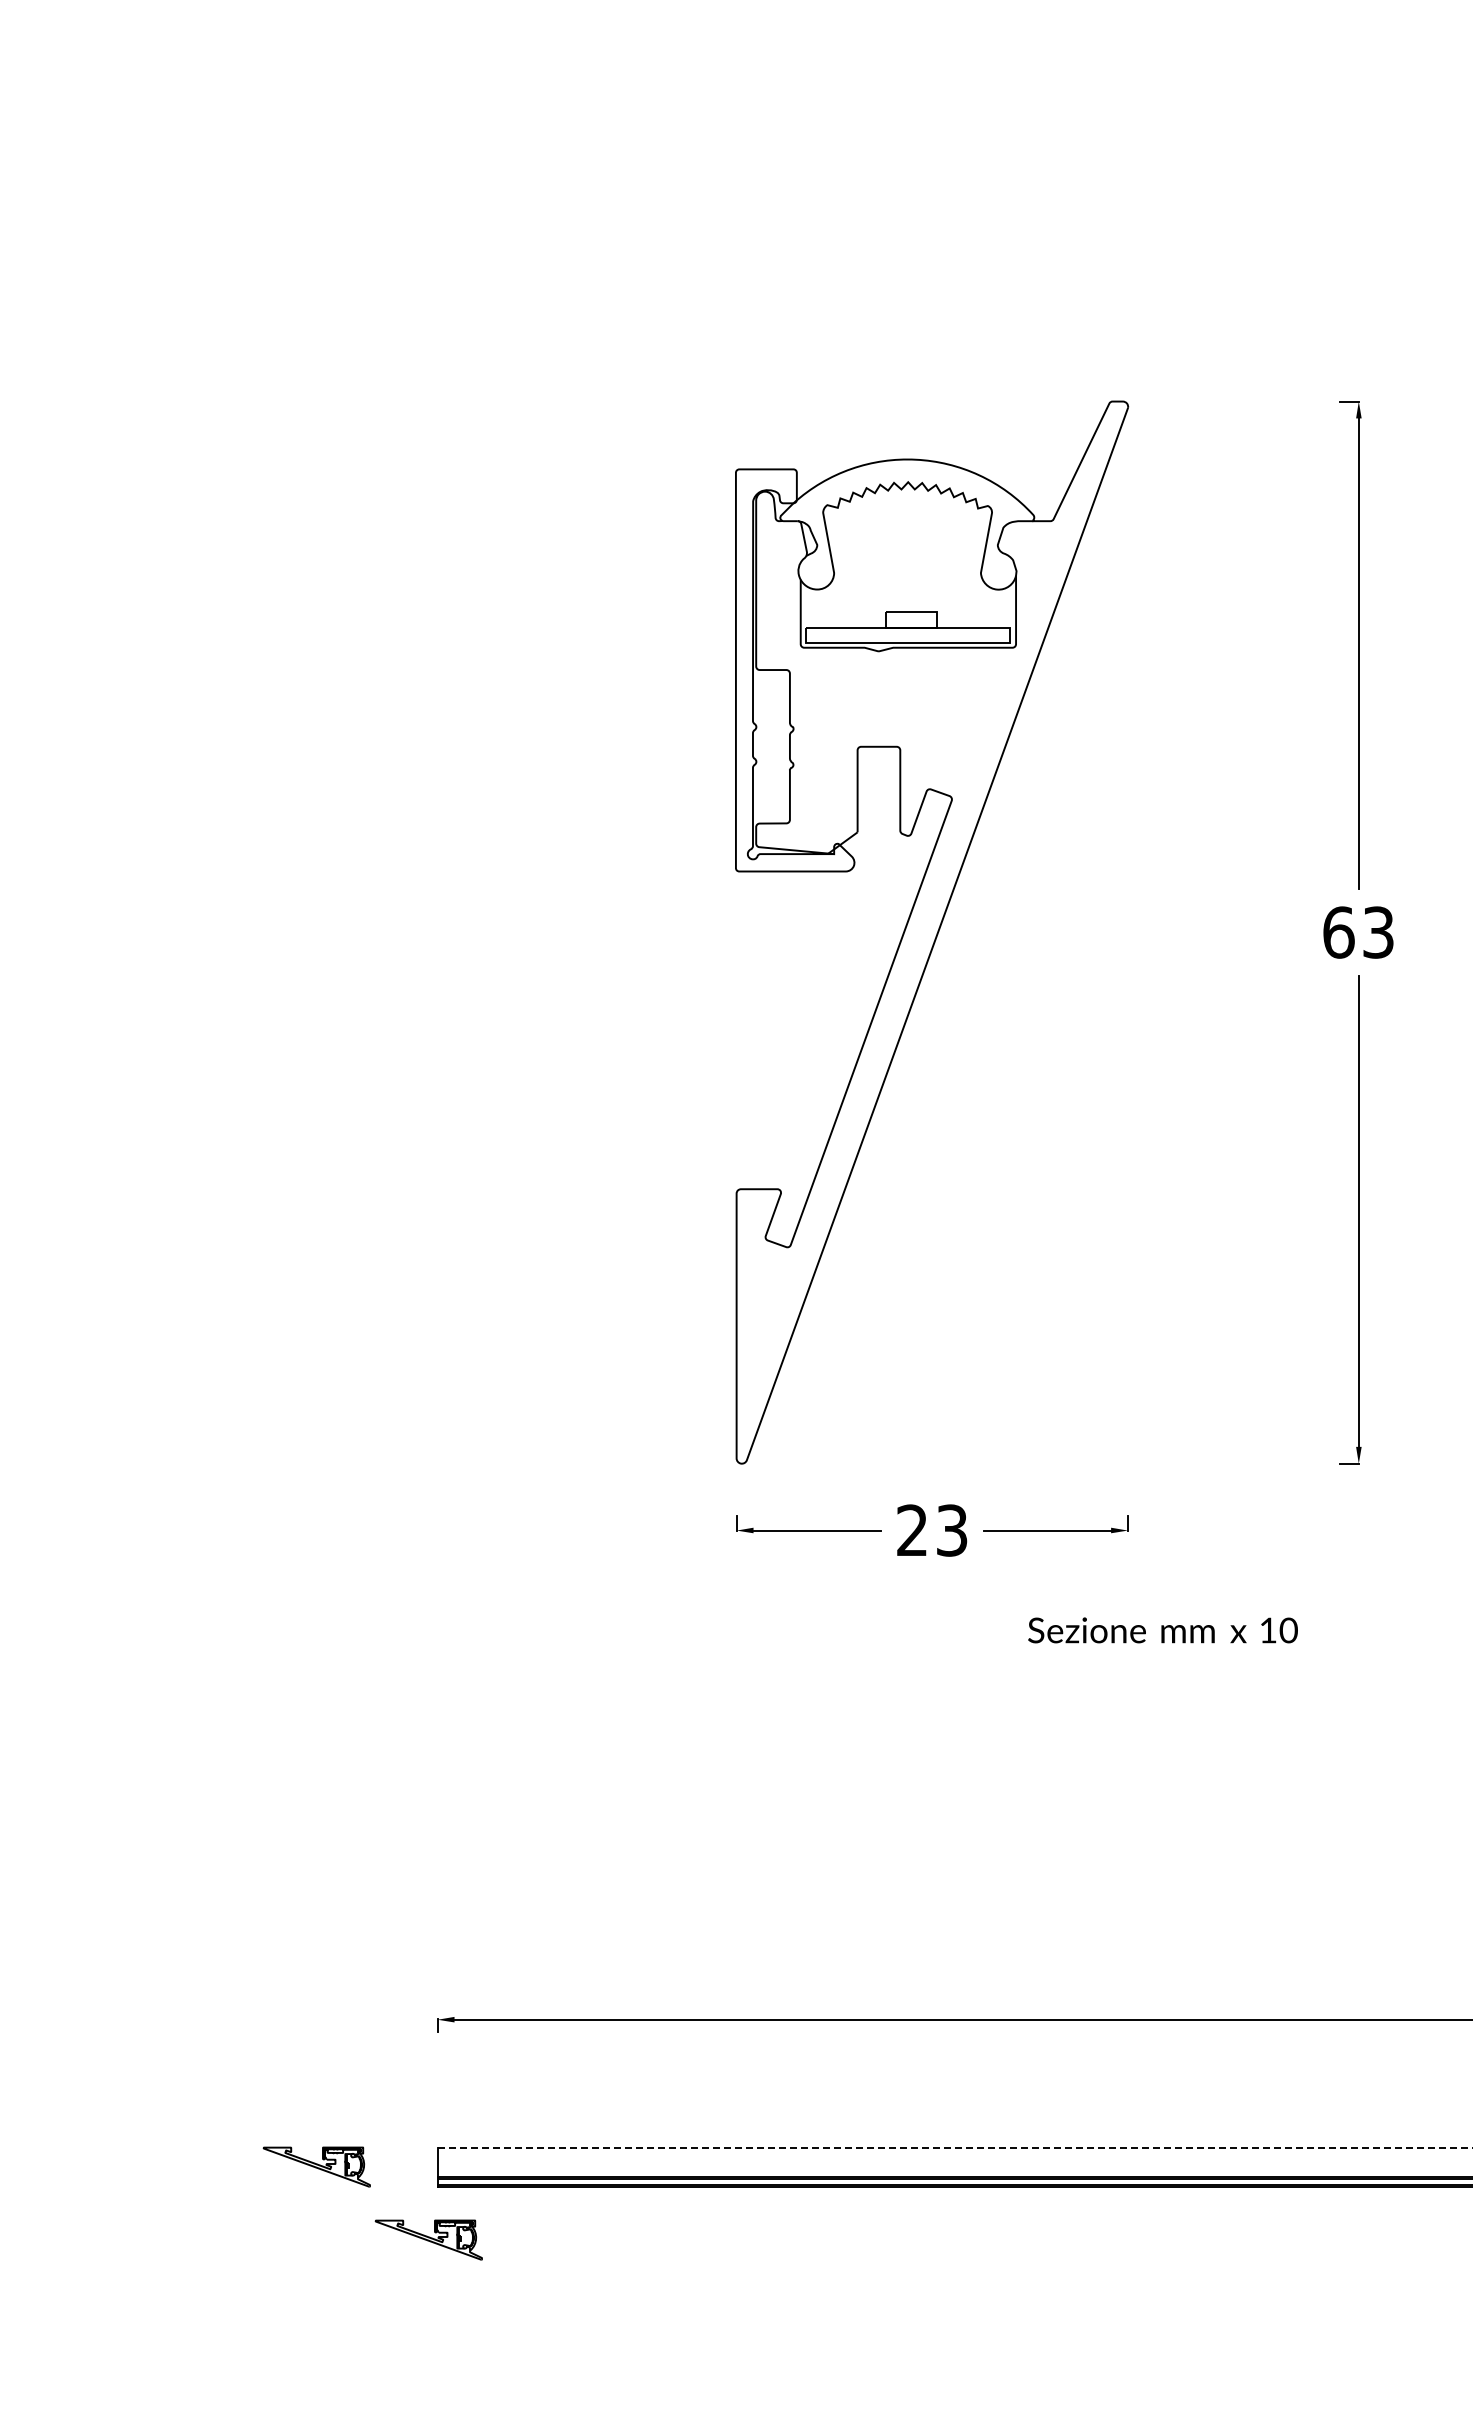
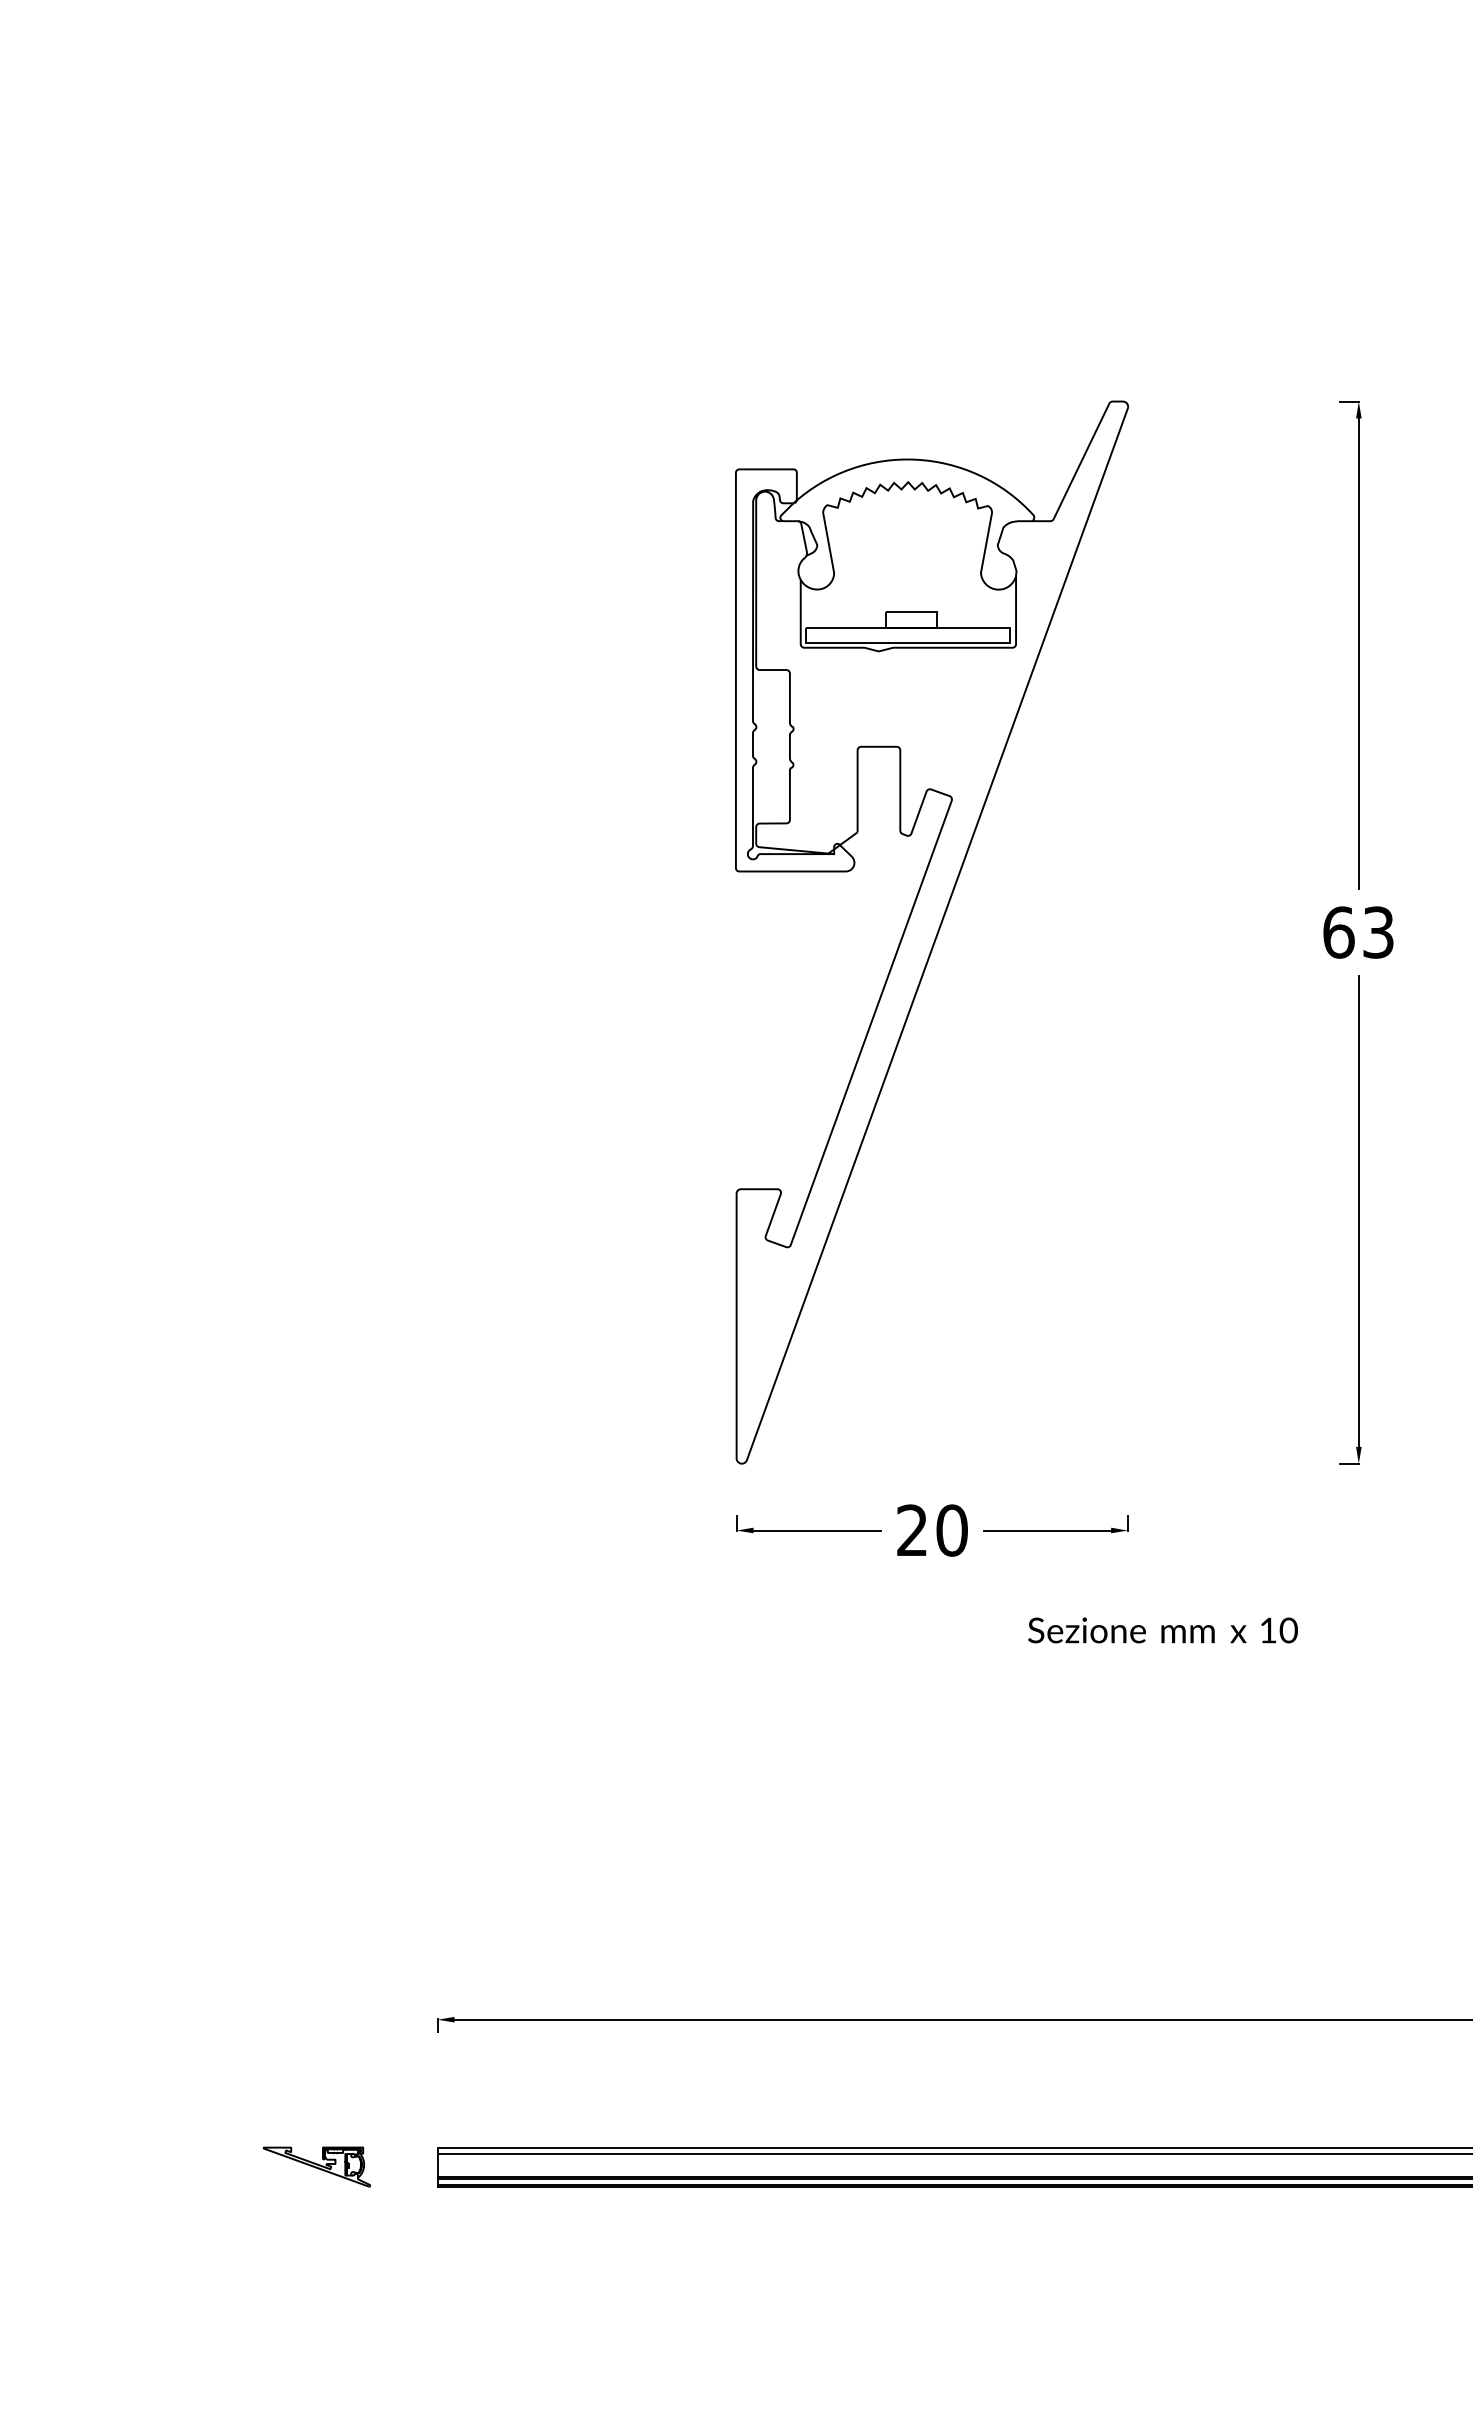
text: 23 -> 20 (951, 1530)
line: dashed -> solid (955, 2147)
line: none -> present (953, 2153)
part: present -> none (428, 2239)
